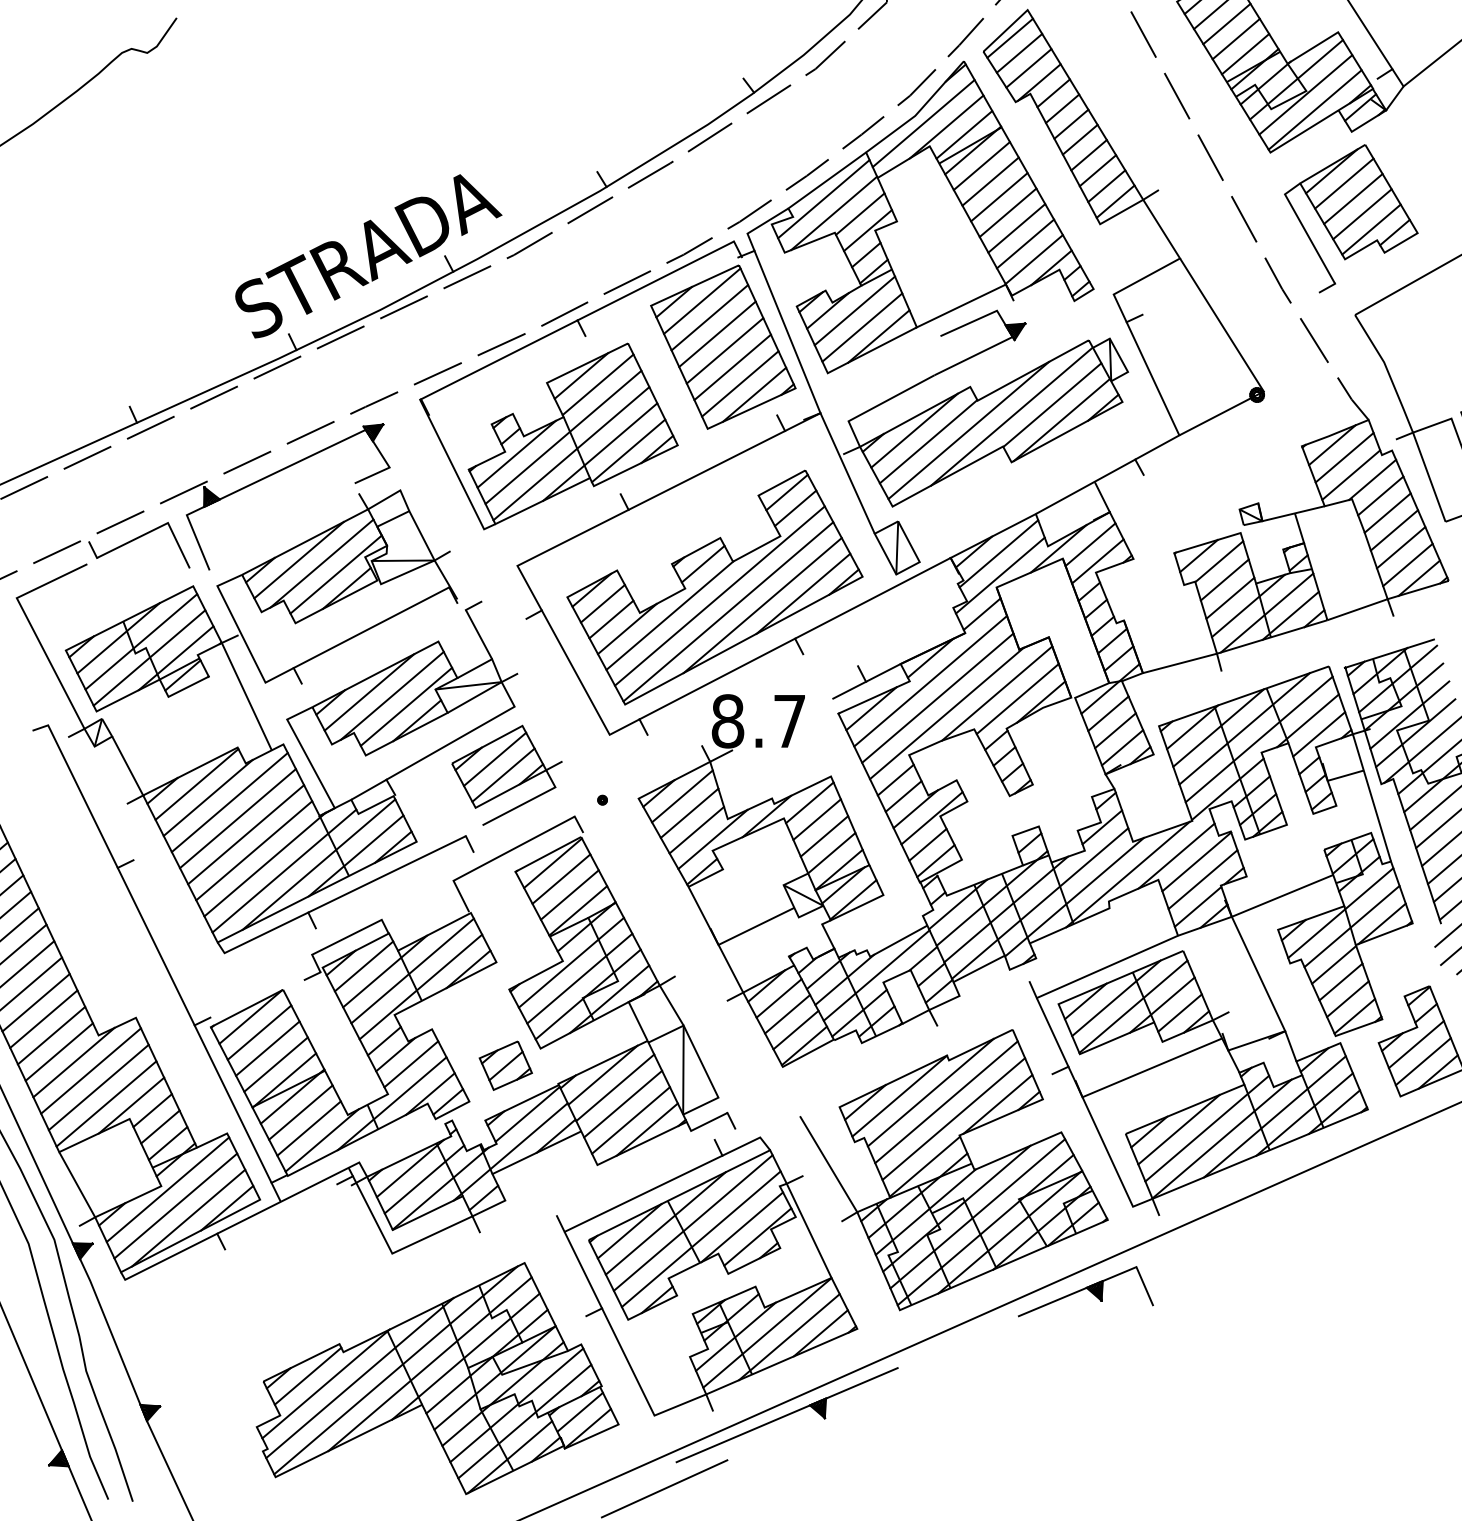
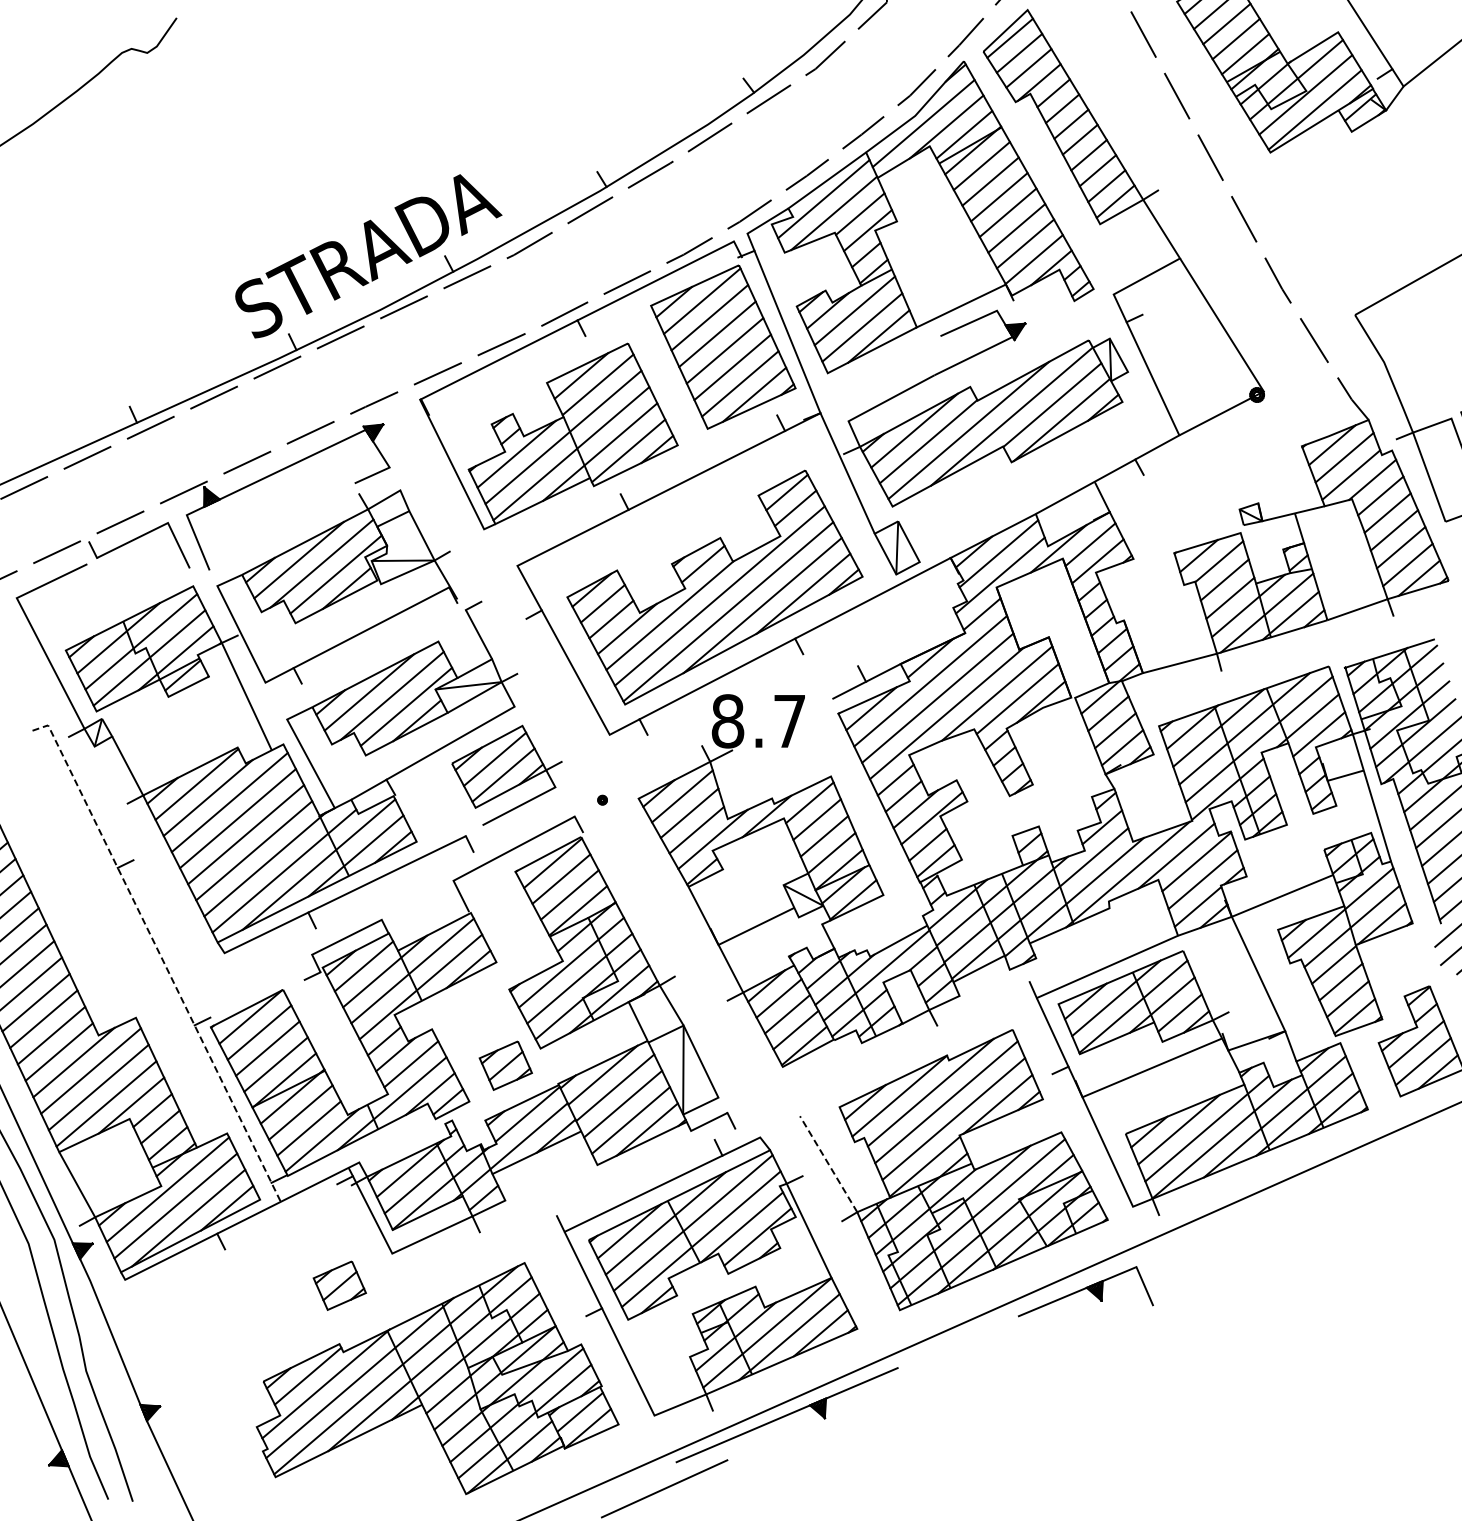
part: present -> none (1351, 218)
line: solid -> dashed (160, 955)
line: solid -> dashed (828, 1164)
part: none -> present (339, 1285)
